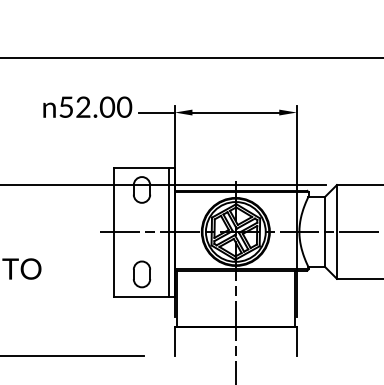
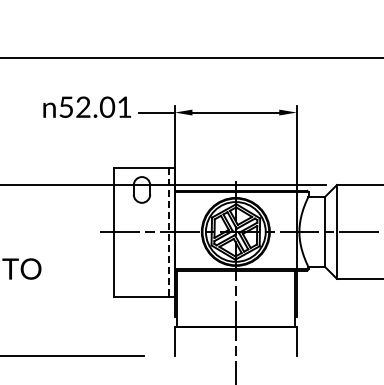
text: 52.00 -> 52.01 (124, 106)
line: solid -> dashed (168, 232)
part: present -> none (142, 274)
